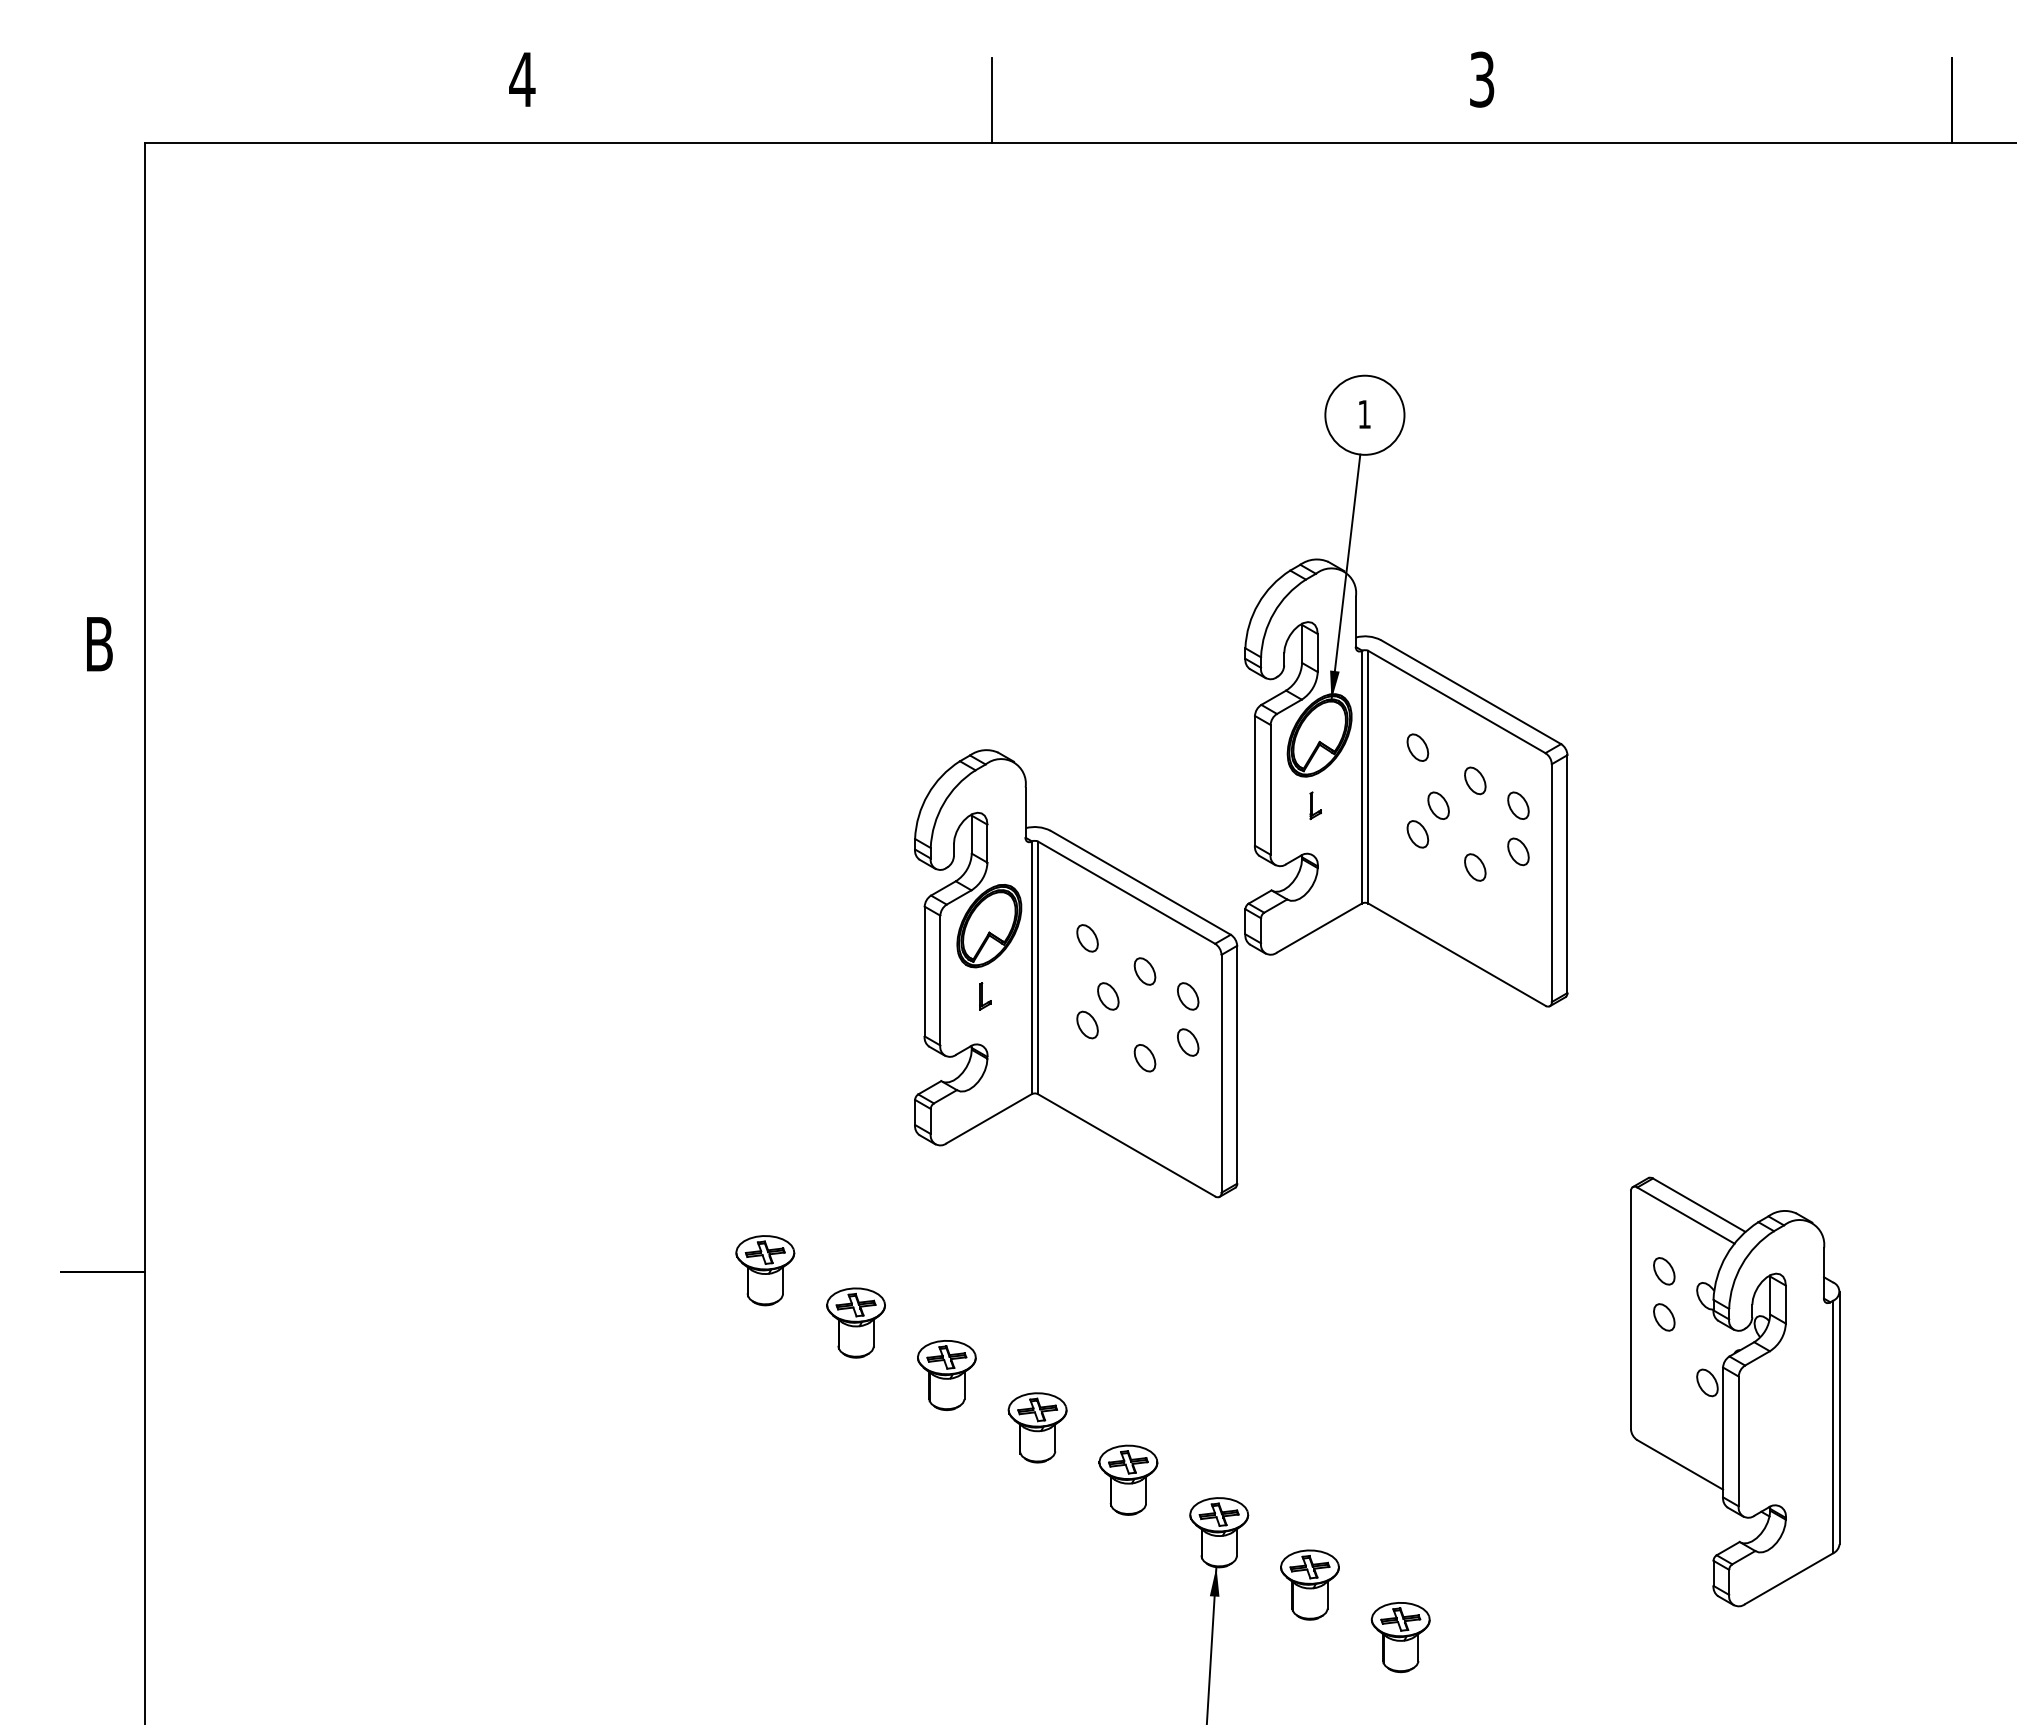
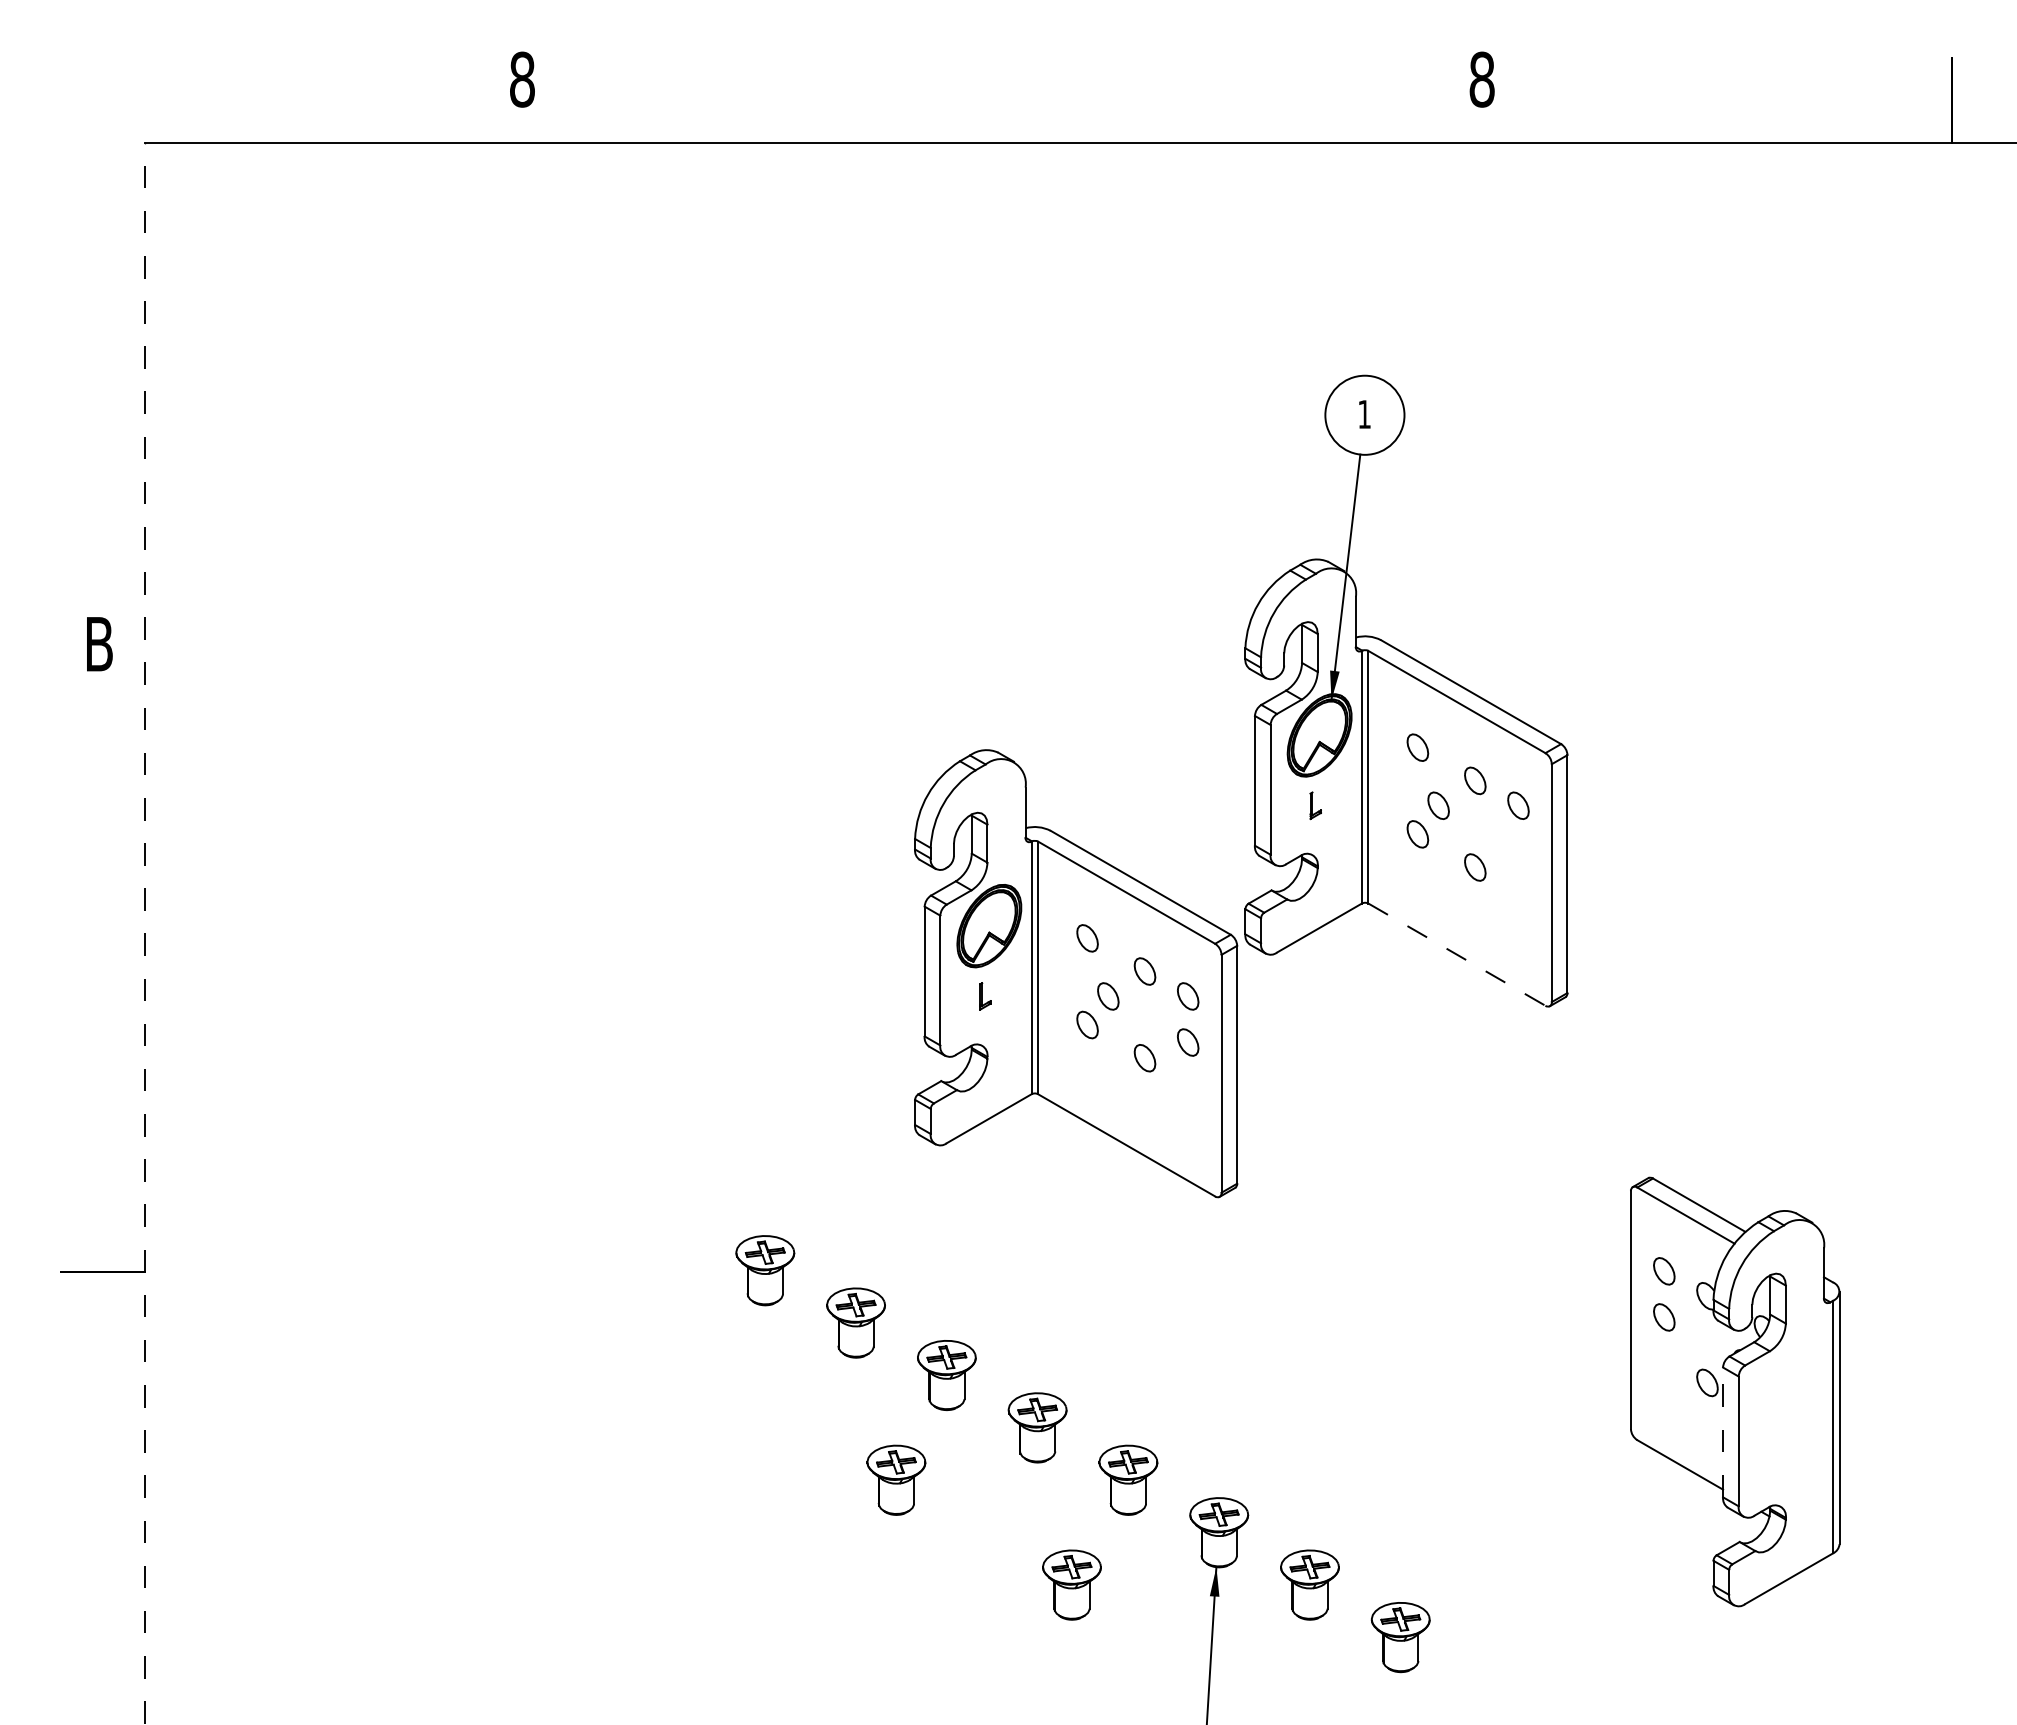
text: 4 -> 8 (522, 79)
text: 3 -> 8 (1481, 79)
line: present -> none (992, 100)
part: present -> none (1518, 851)
line: solid -> dashed (145, 933)
line: solid -> dashed (1457, 954)
line: solid -> dashed (1723, 1432)
part: none -> present (896, 1479)
part: none -> present (1071, 1584)
